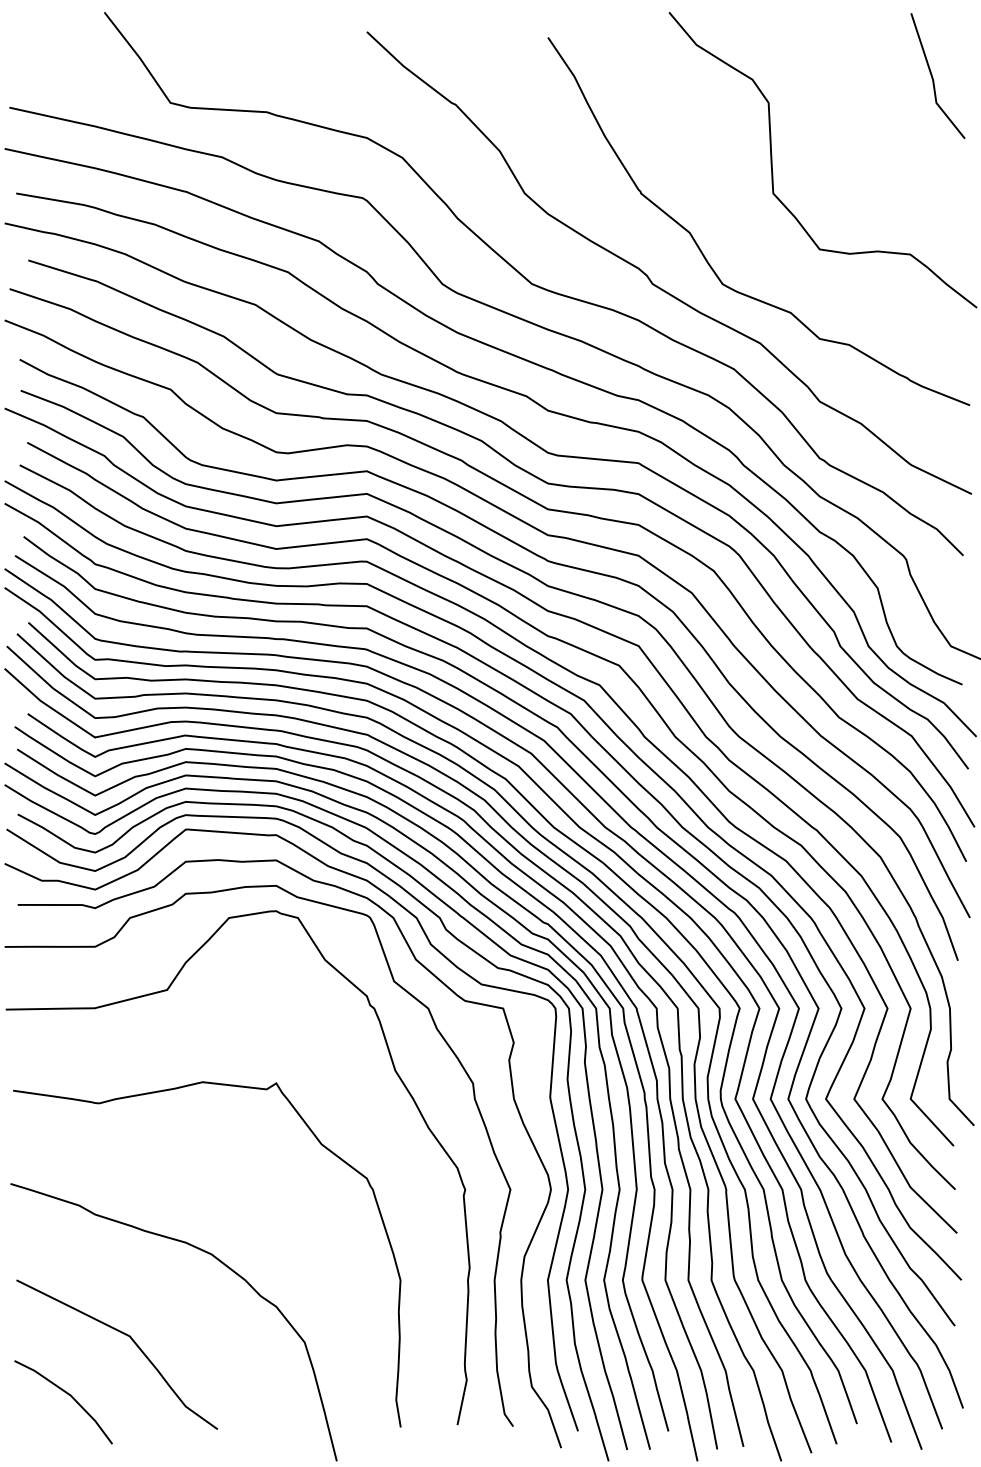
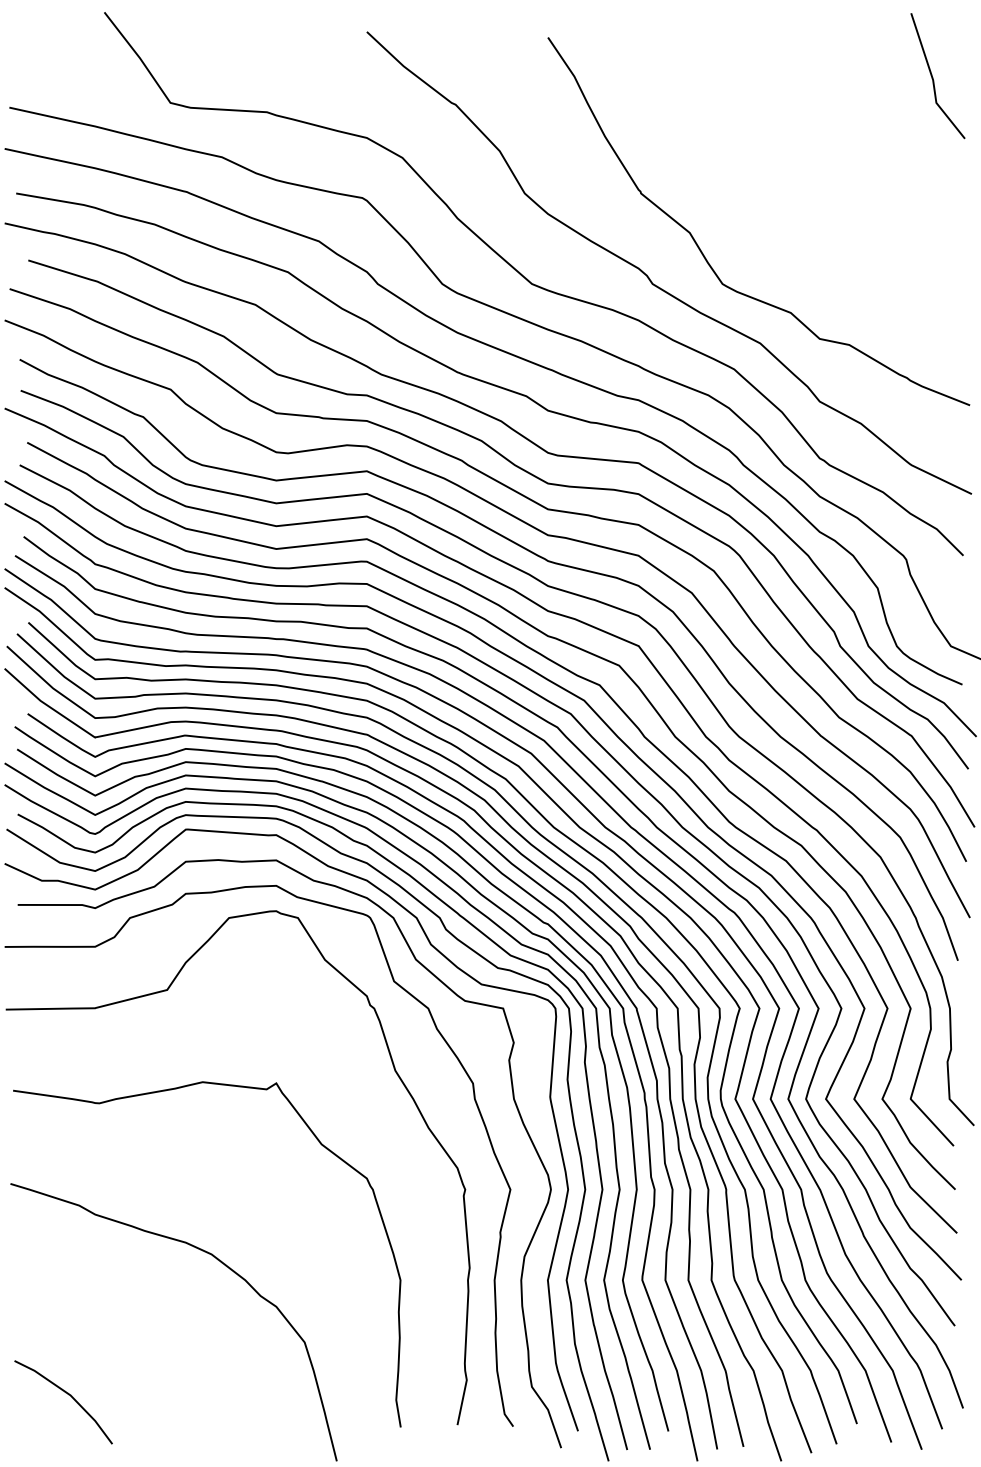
curve: present -> none (772, 160)
curve: present -> none (131, 1340)
